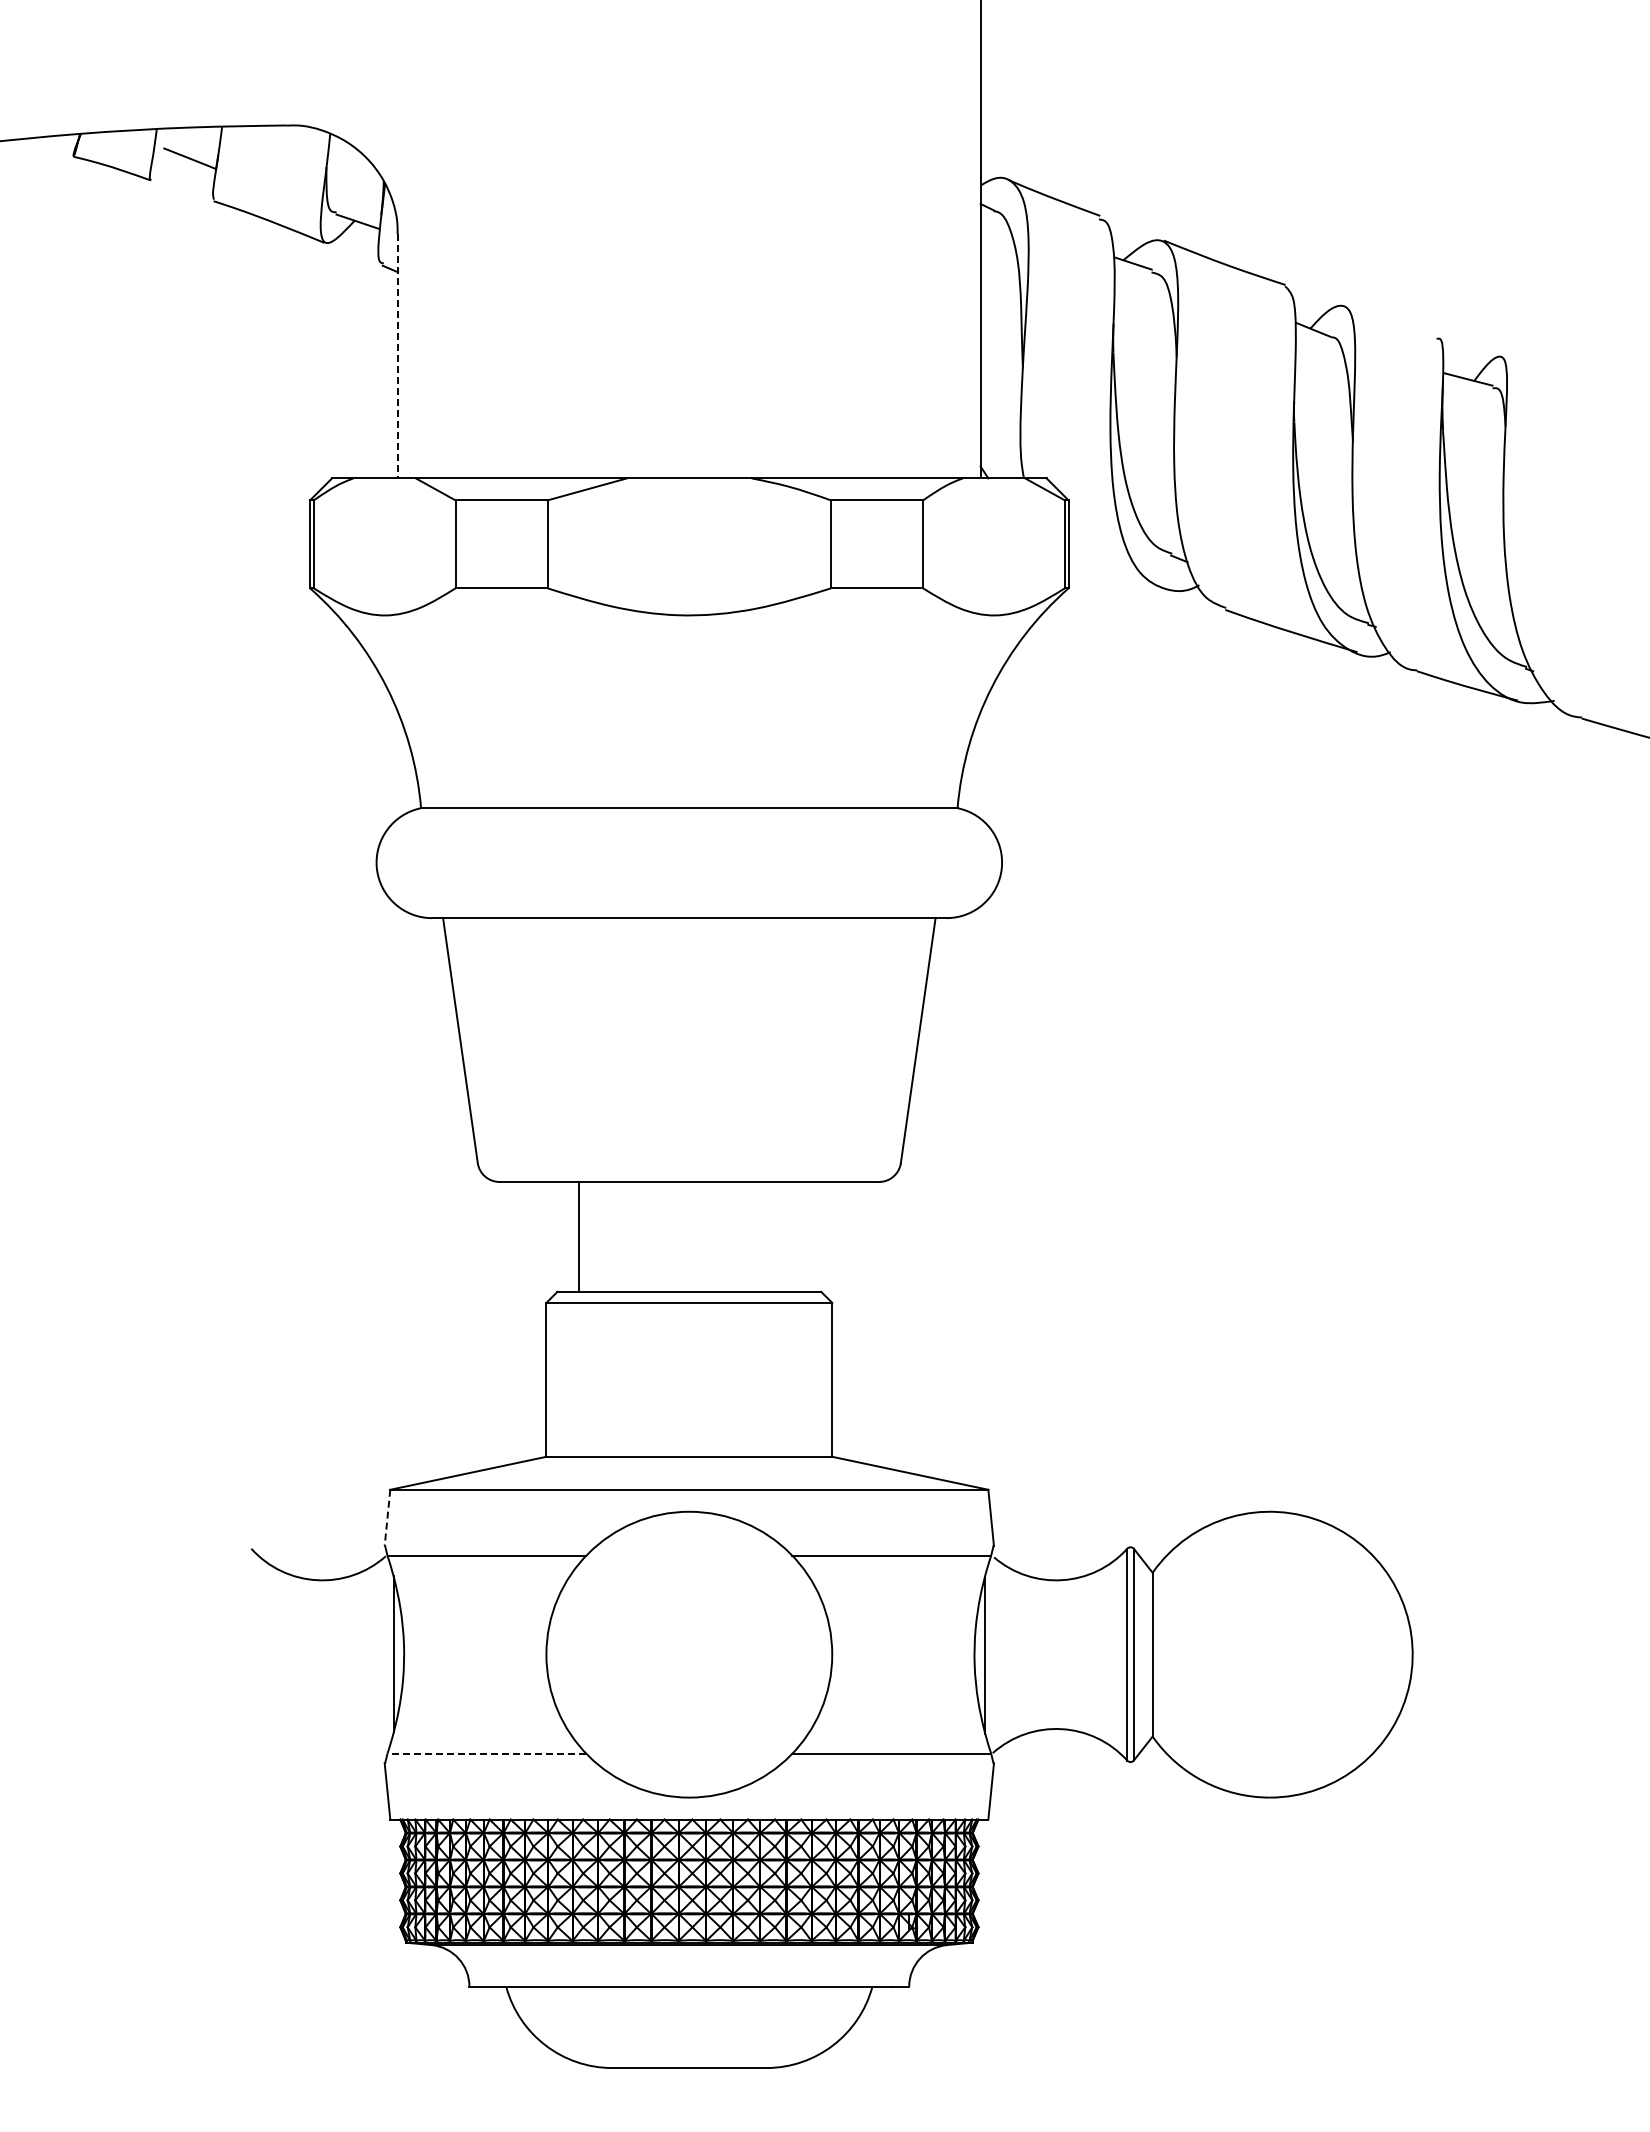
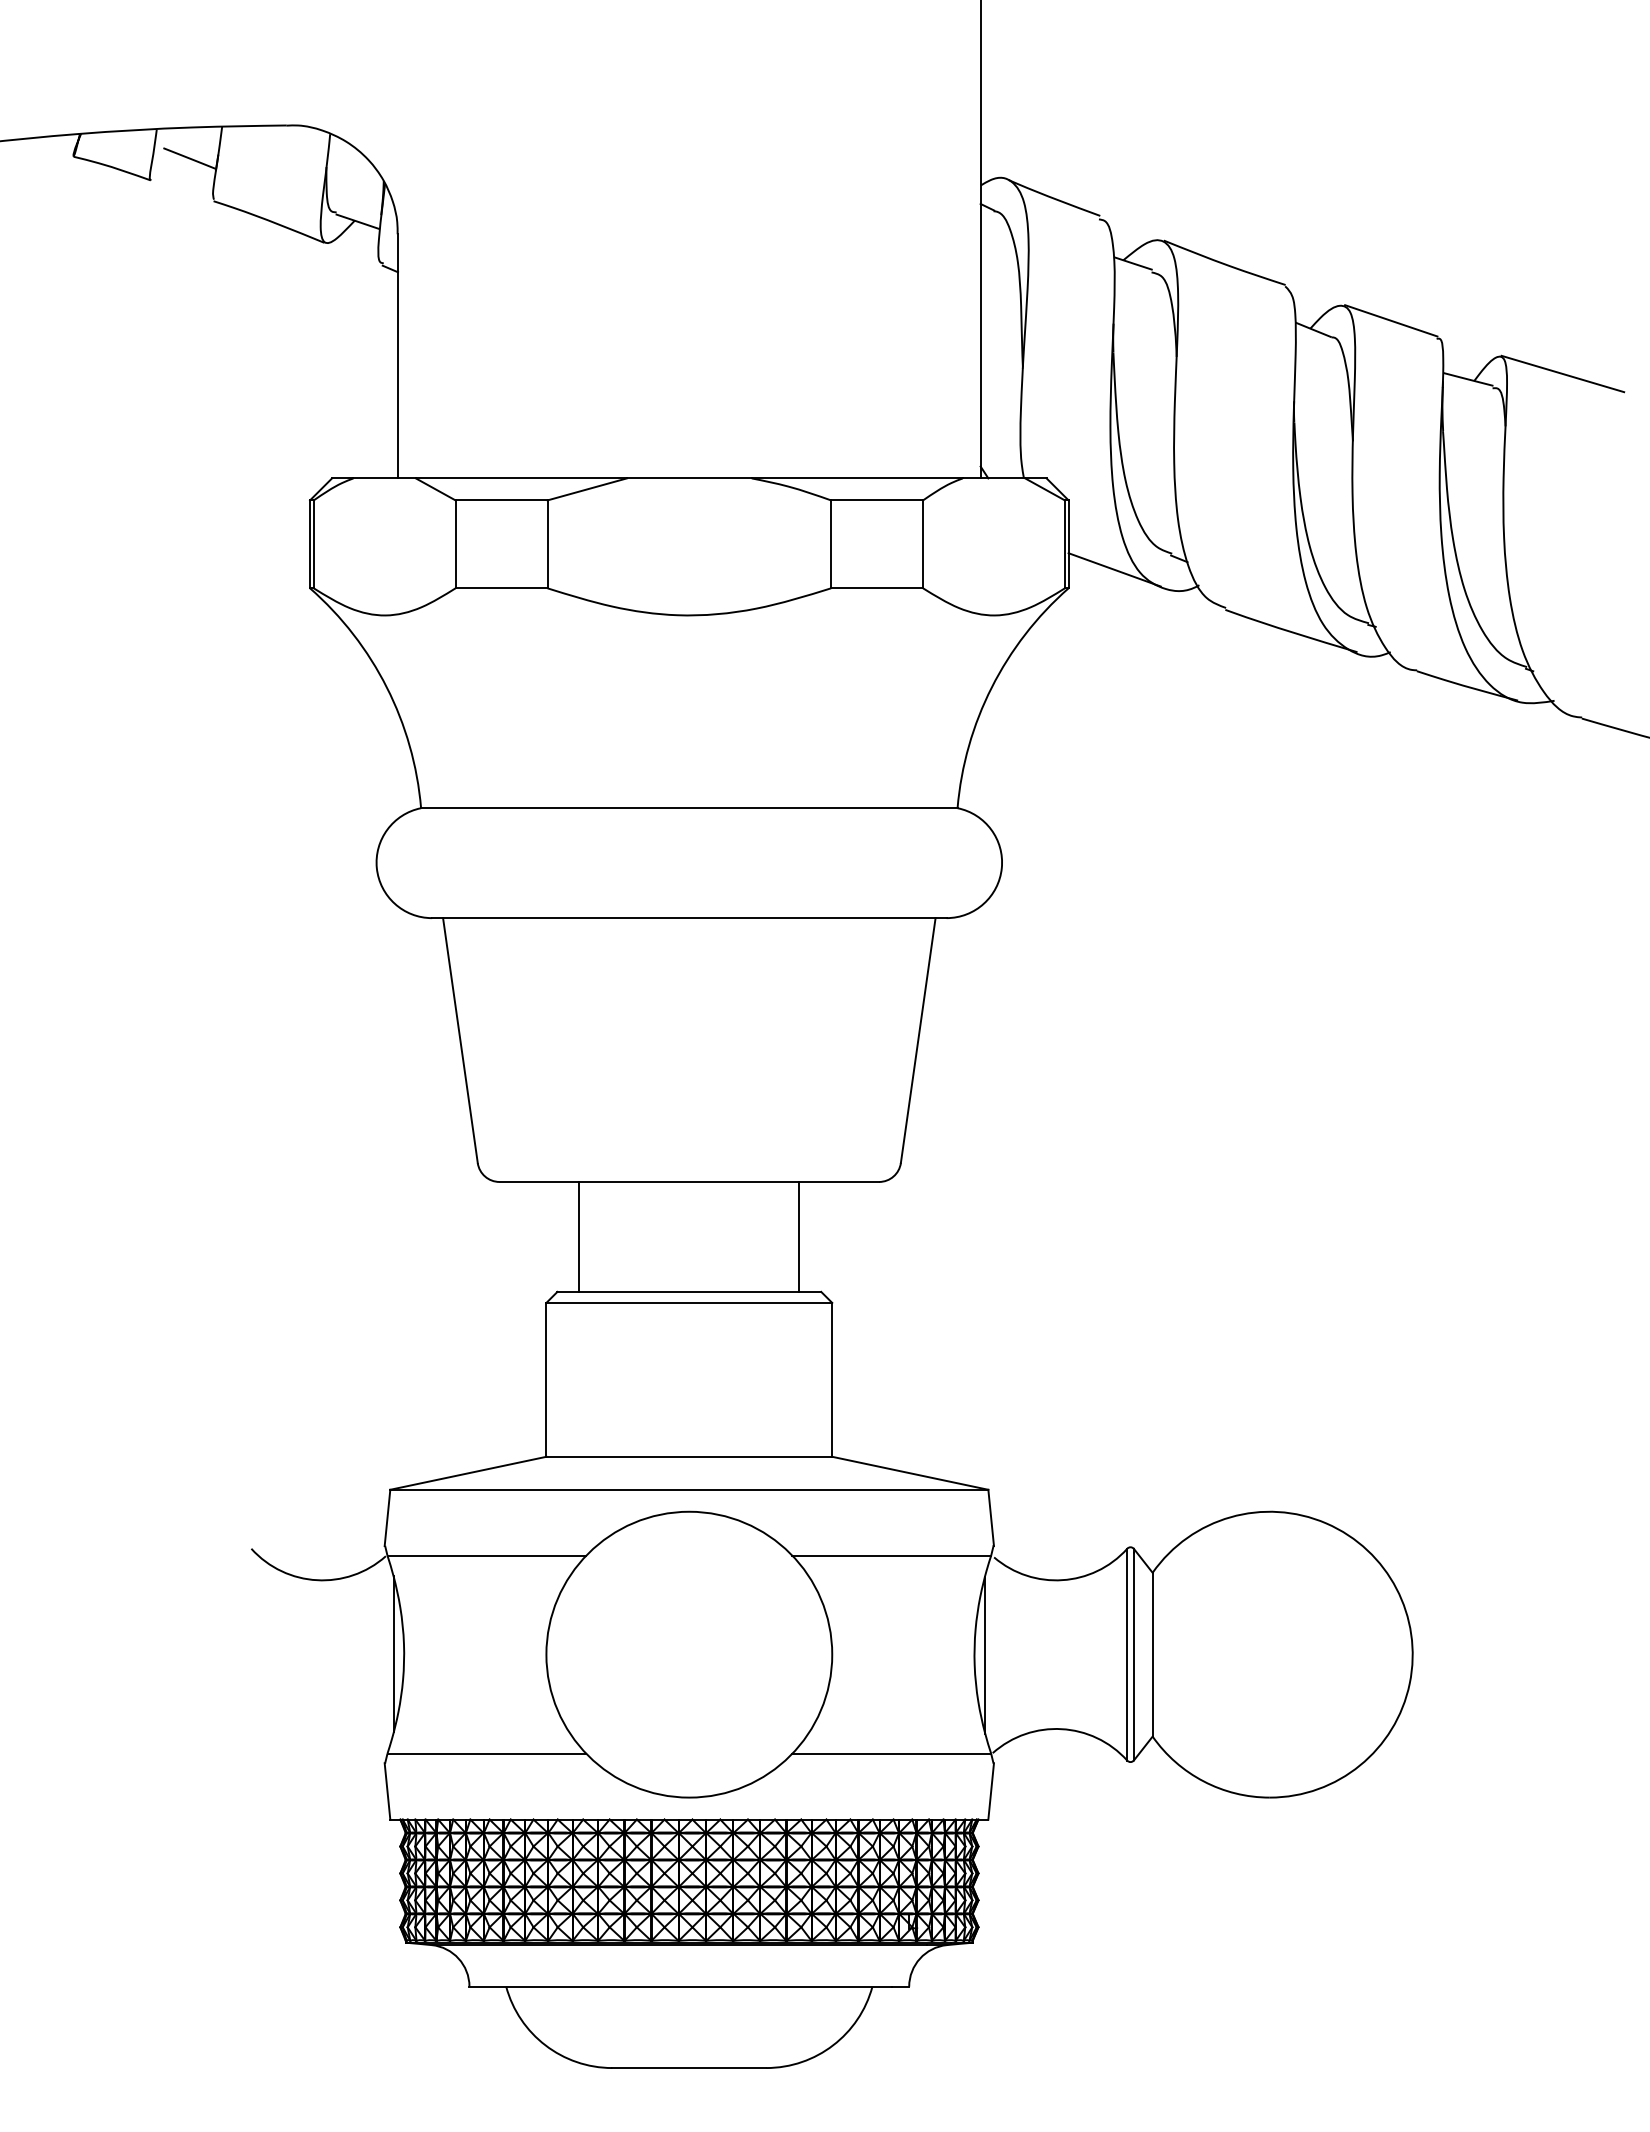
line: none -> present (1391, 320)
line: dashed -> solid (398, 356)
line: none -> present (1562, 373)
line: none -> present (1114, 569)
line: none -> present (799, 1236)
line: dashed -> solid (387, 1518)
line: dashed -> solid (486, 1753)
